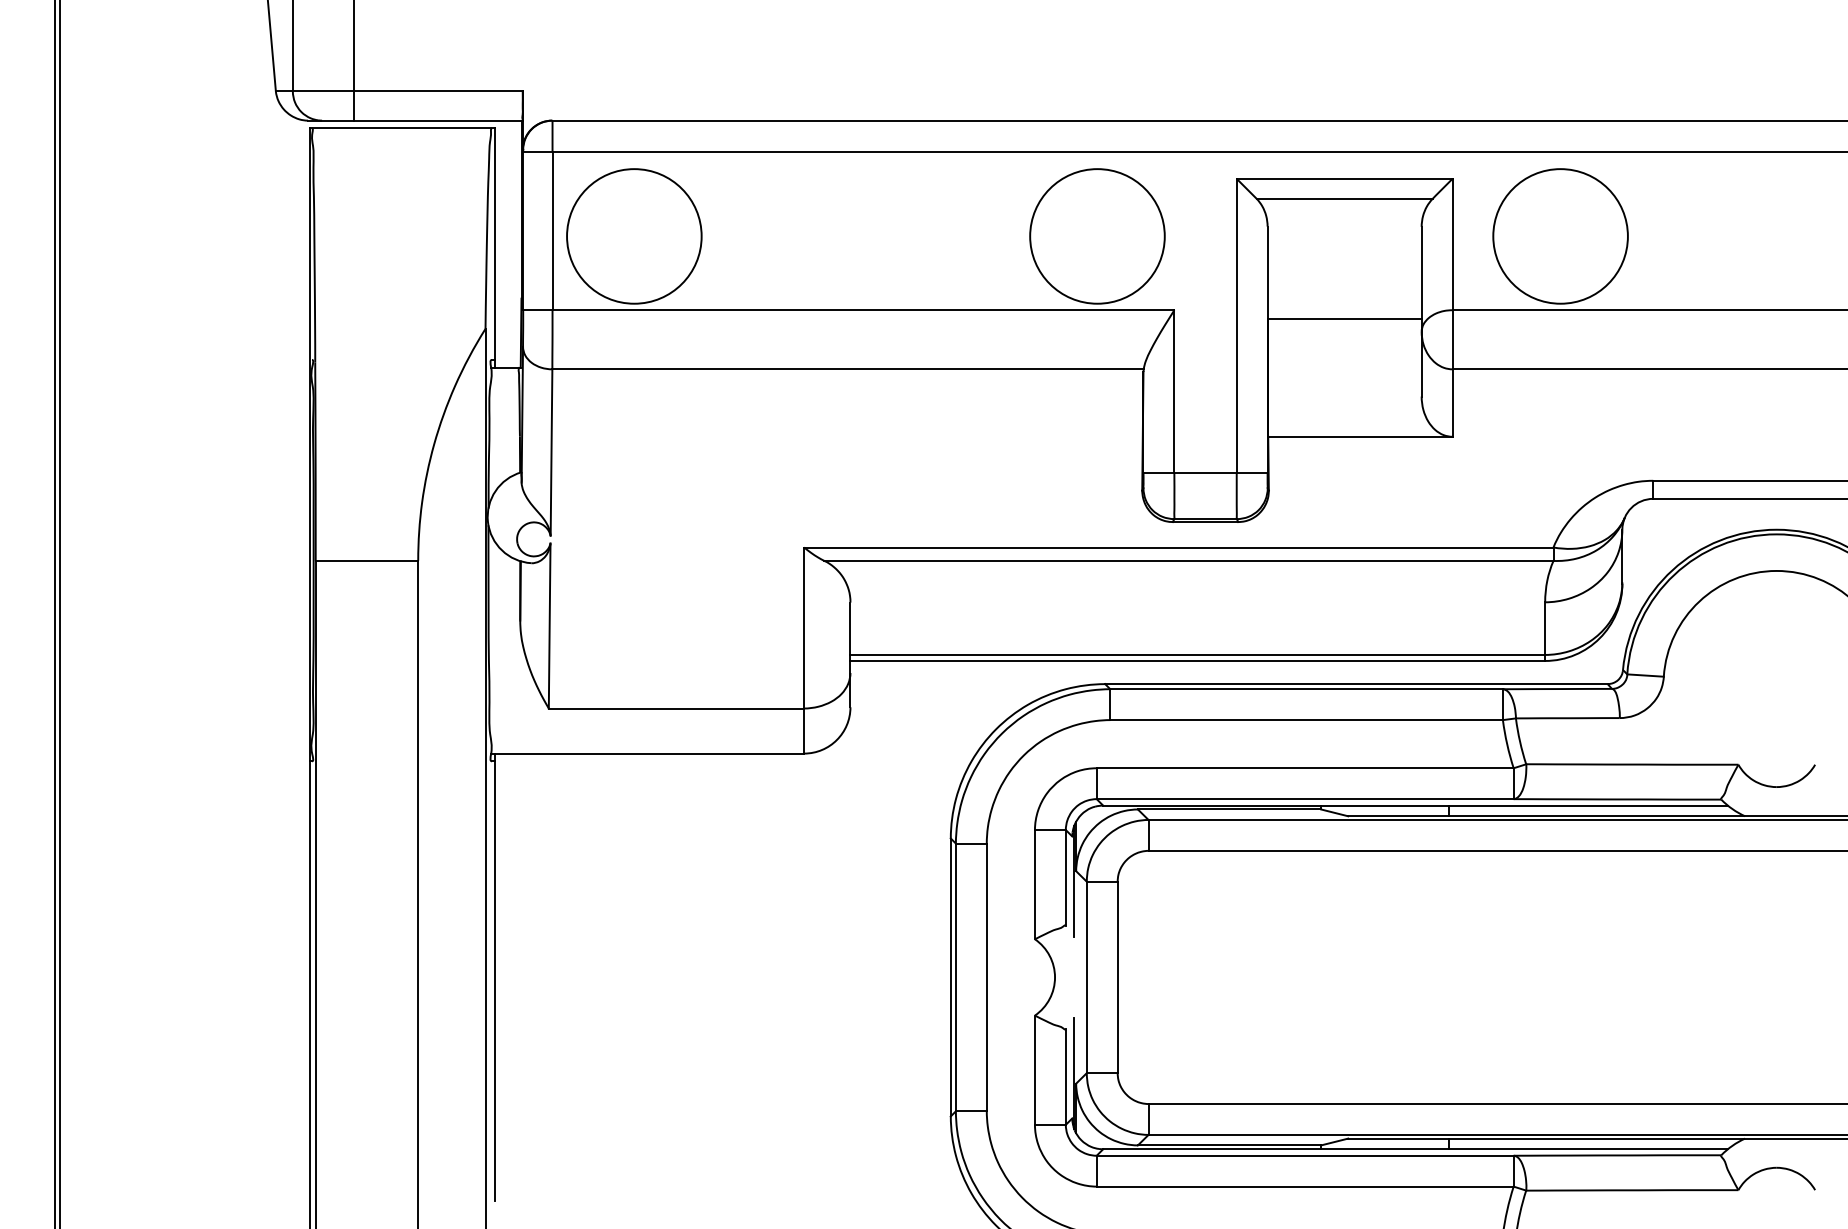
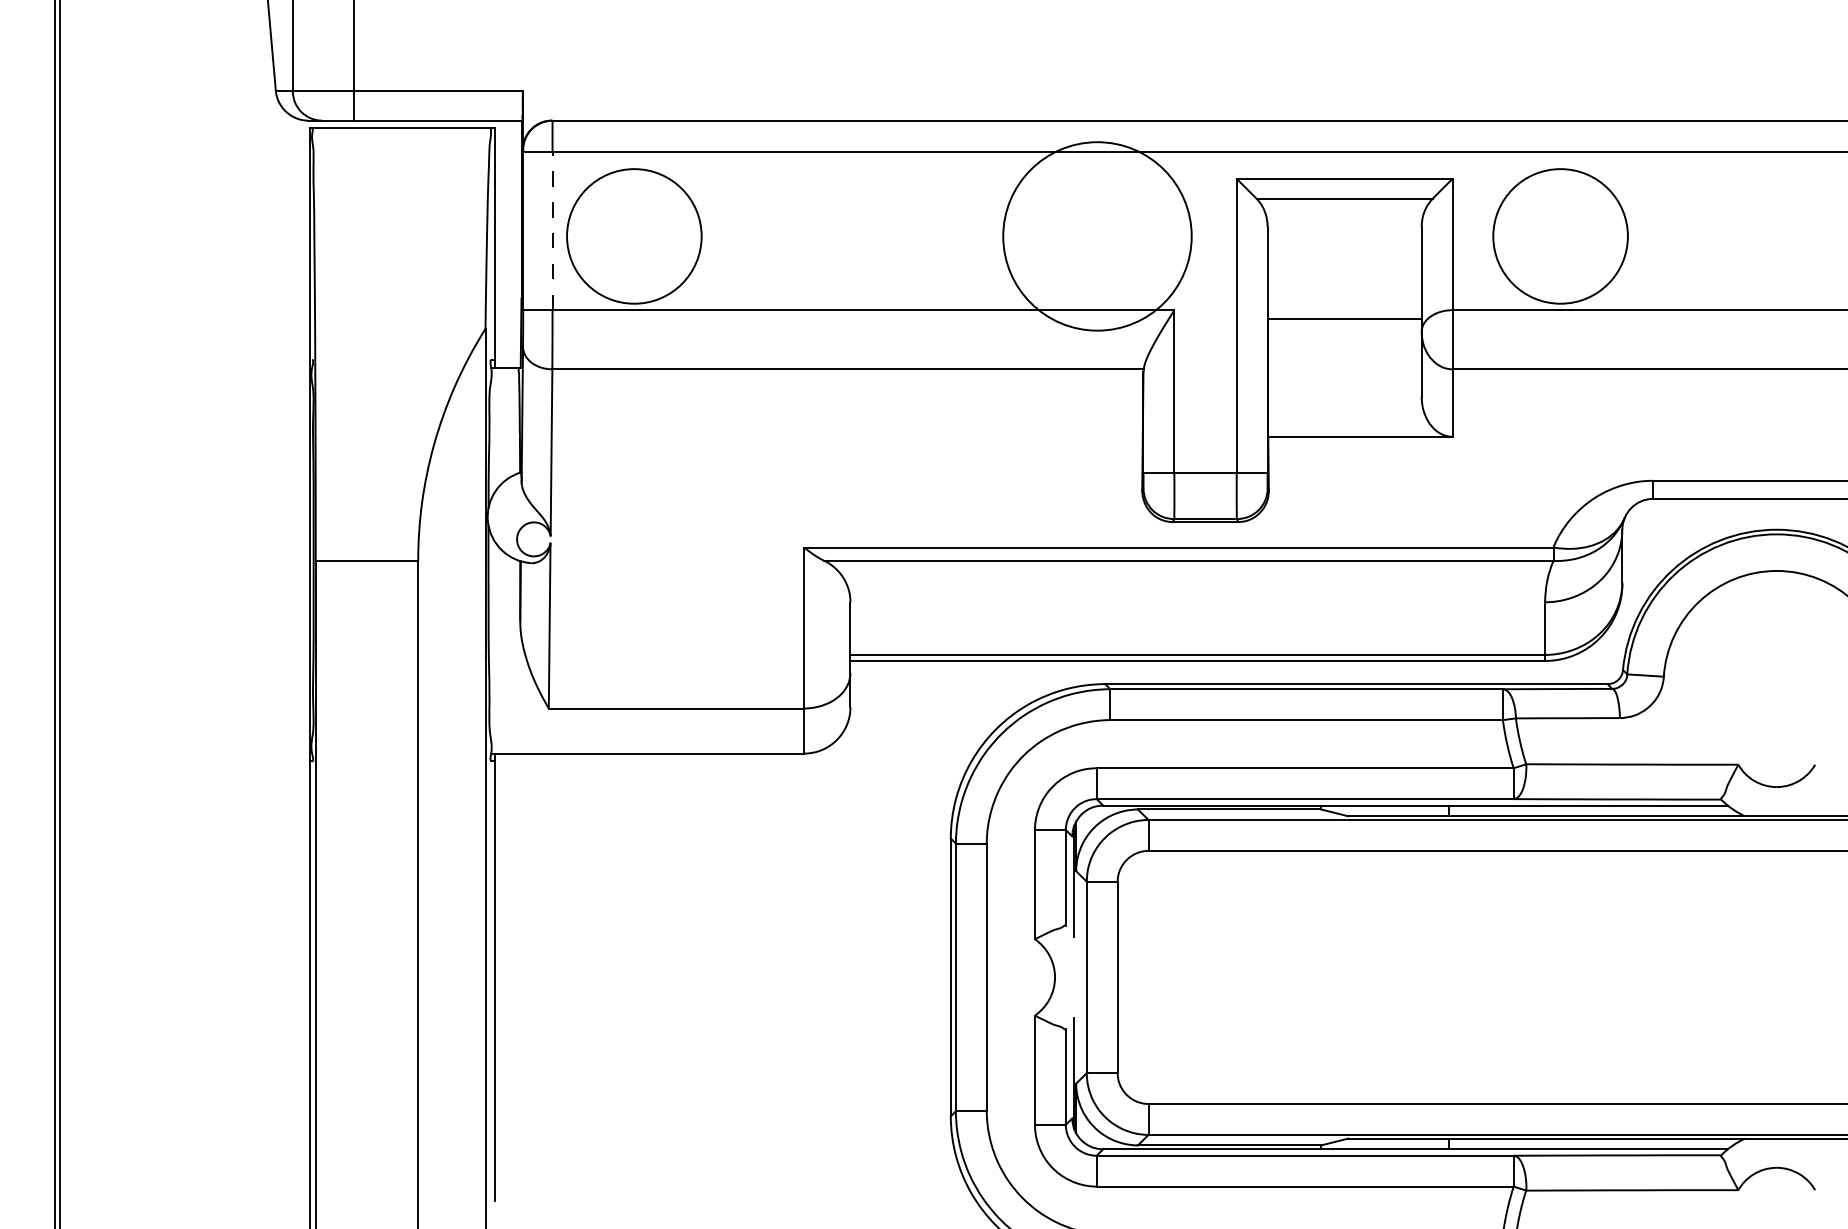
line: solid -> dashed (552, 230)
circle diameter: 135 px -> 188 px (1097, 236)
